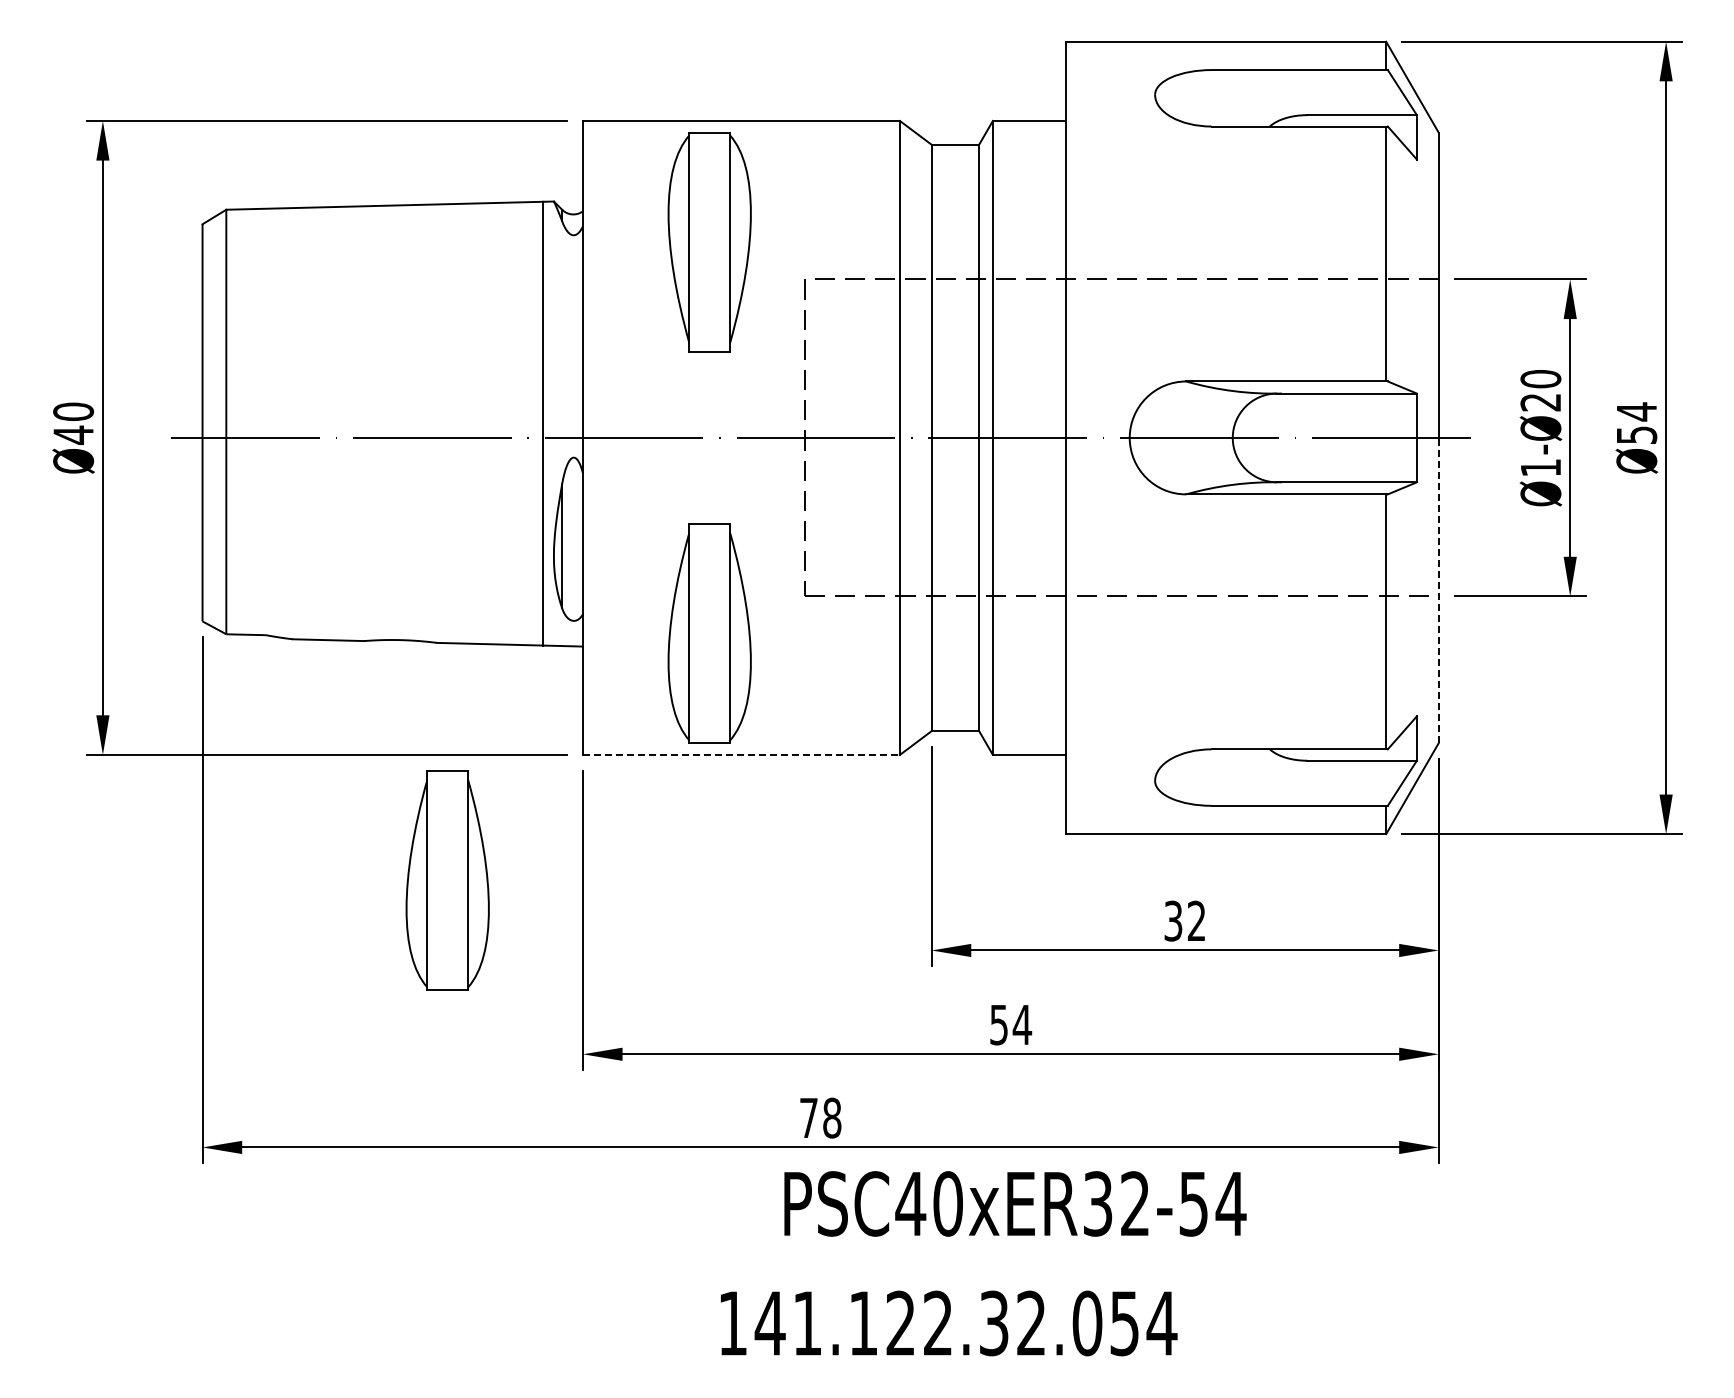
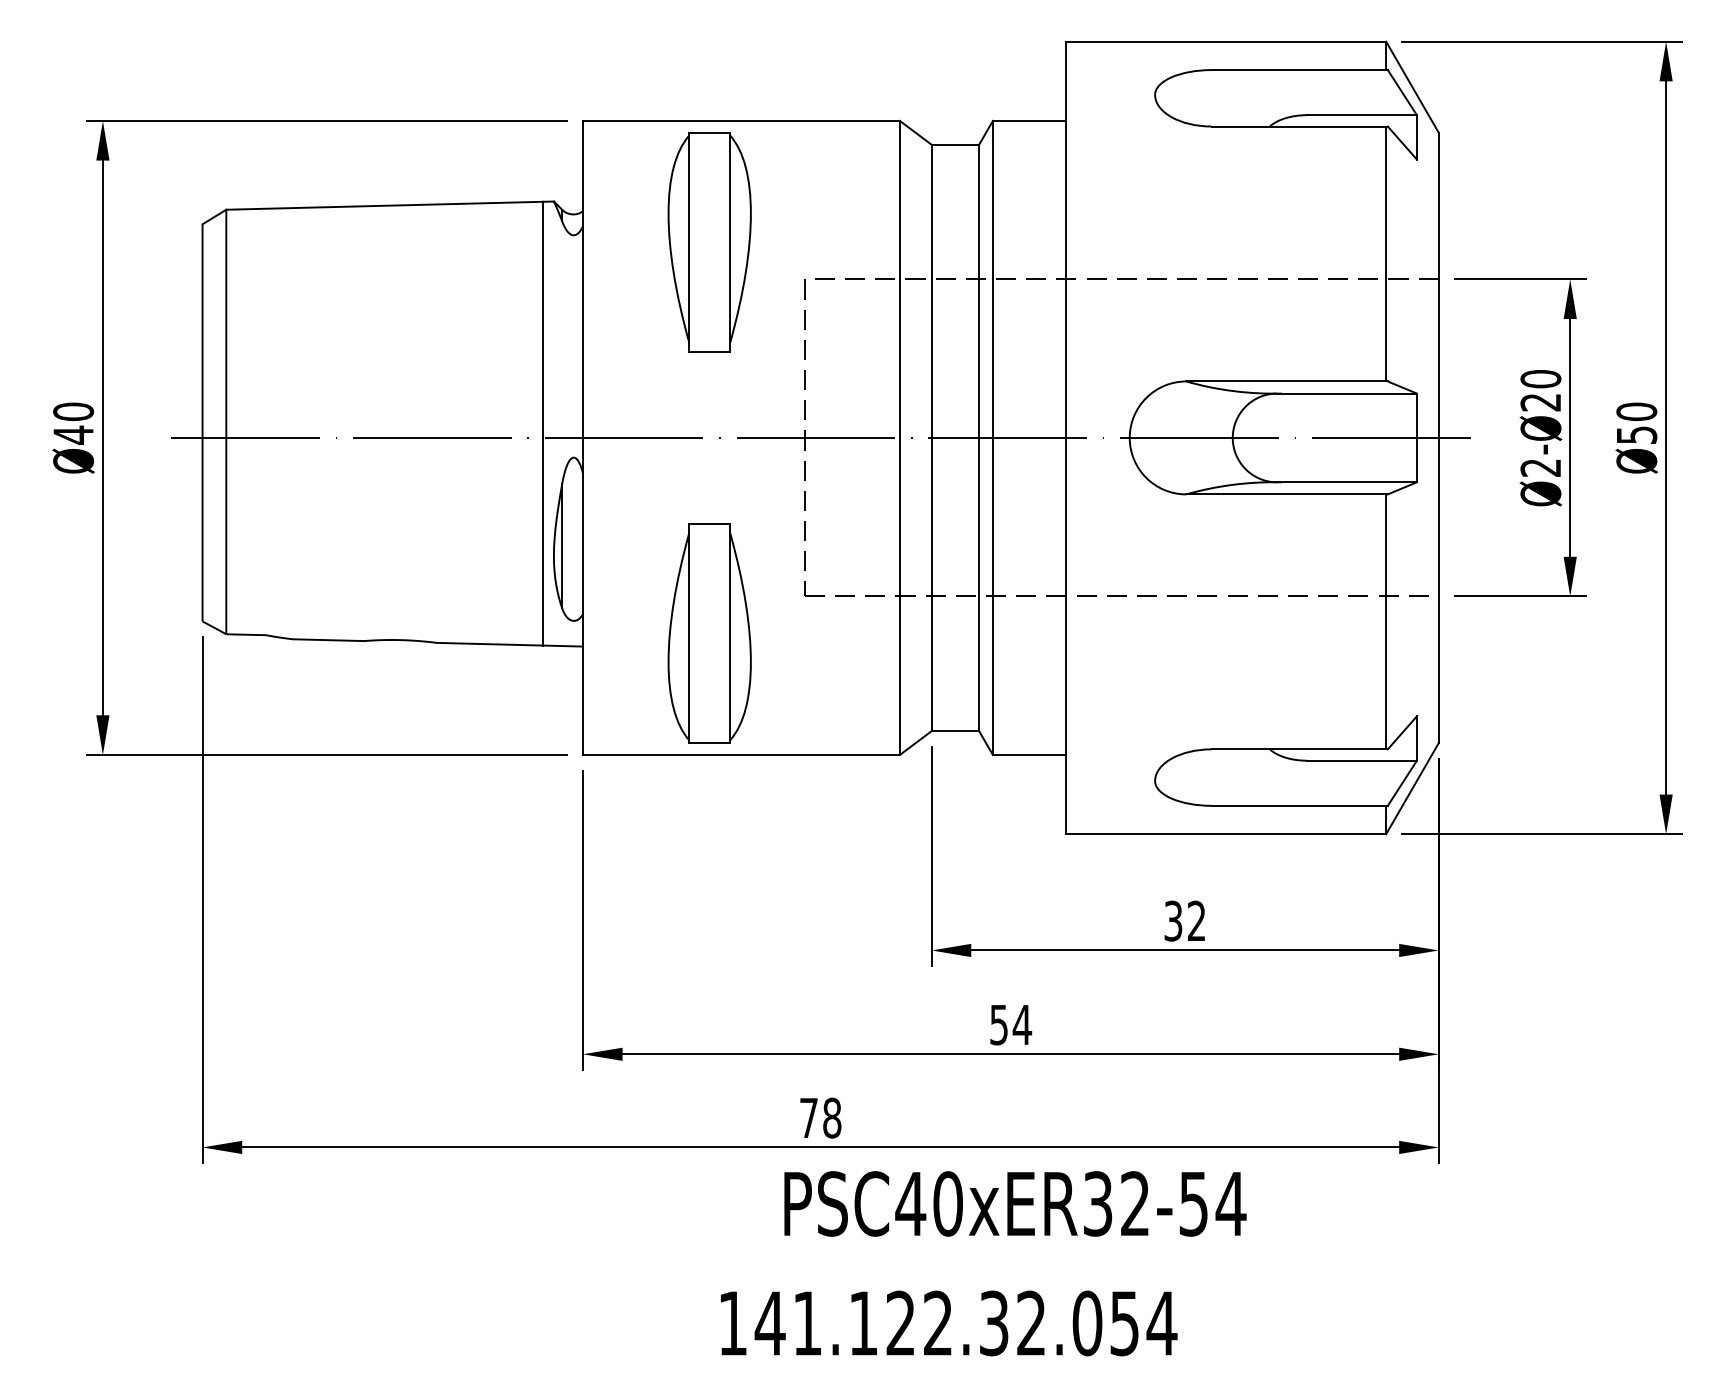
text: Ø54 -> Ø50 (1636, 411)
text: Ø1-Ø20 -> Ø2-Ø20 (1540, 467)
line: dashed -> solid (1438, 590)
line: dashed -> solid (741, 754)
part: present -> none (447, 880)
